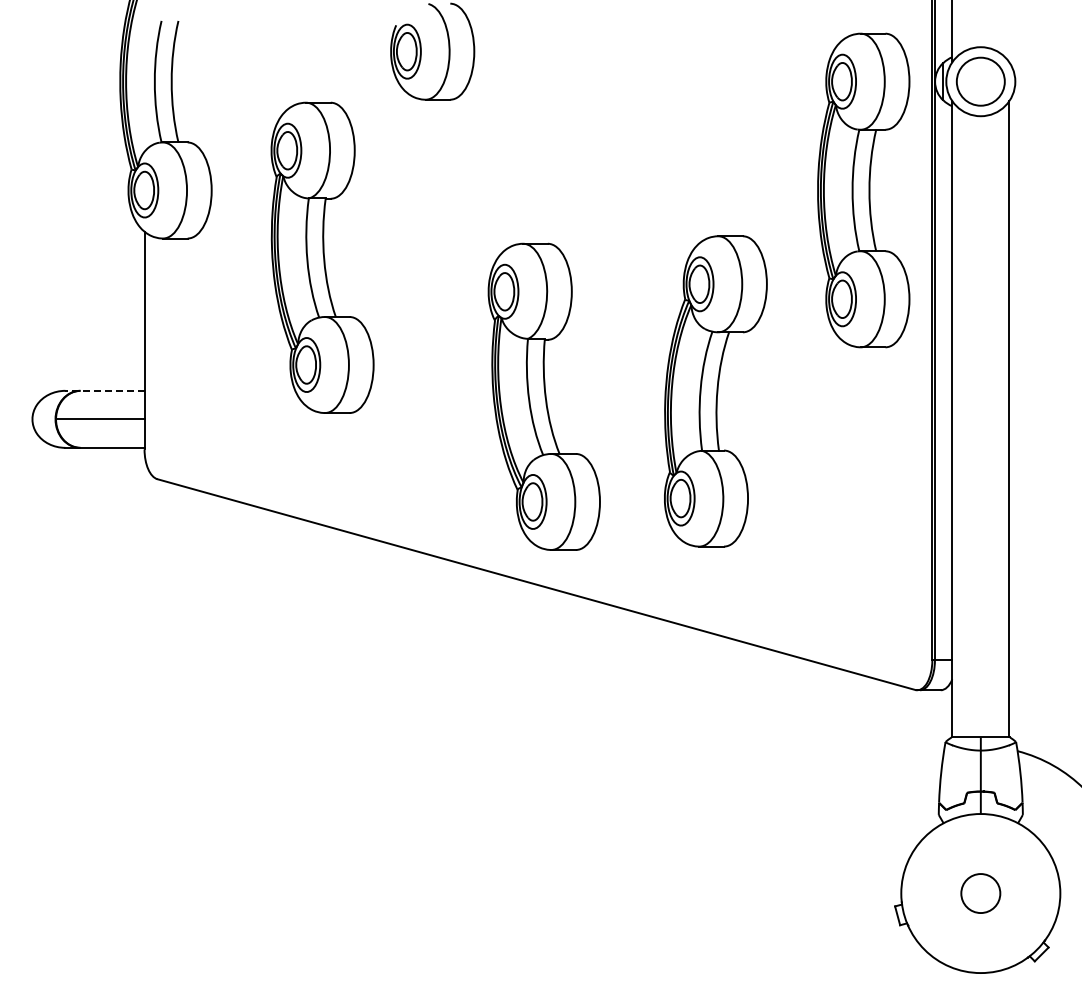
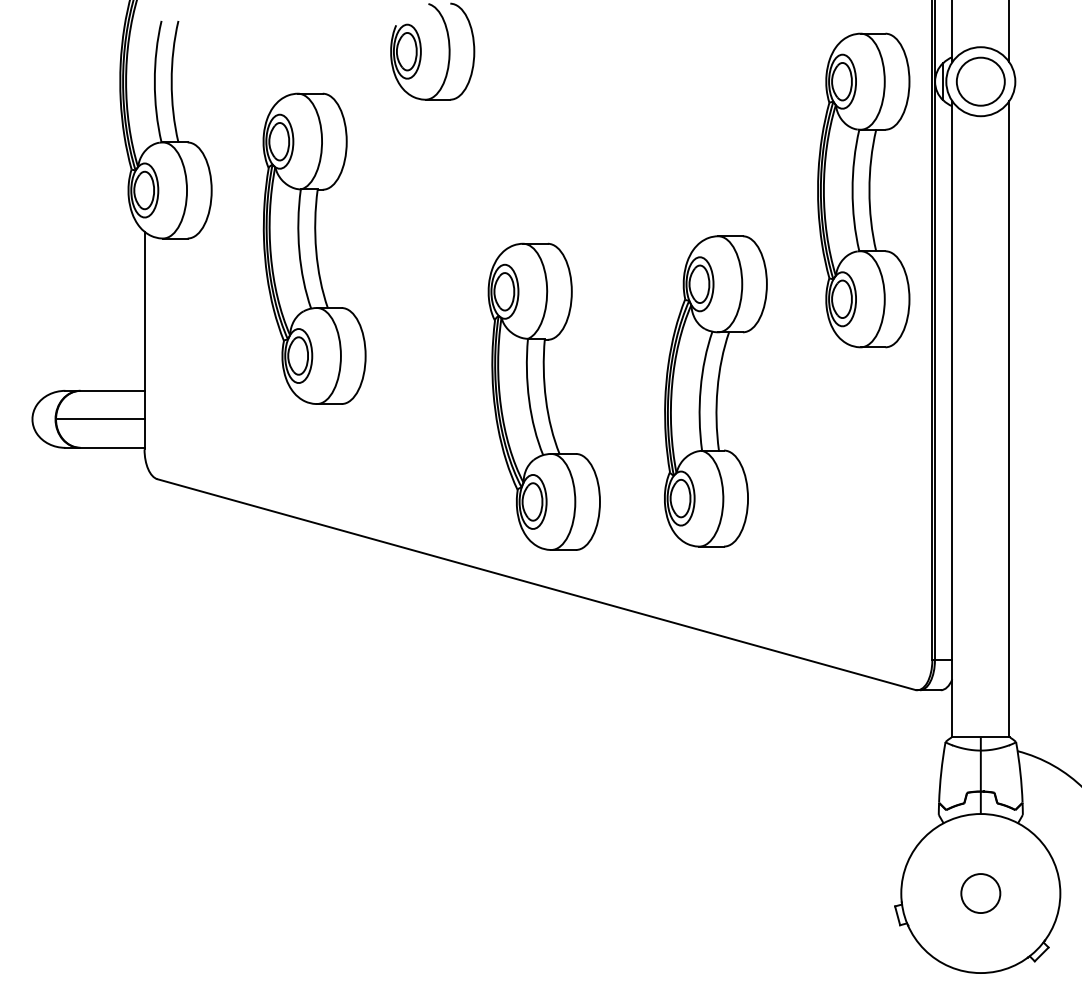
line: none -> present (1009, 32)
part position: (322, 257) -> (314, 248) (314, 248)
line: dashed -> solid (104, 390)
